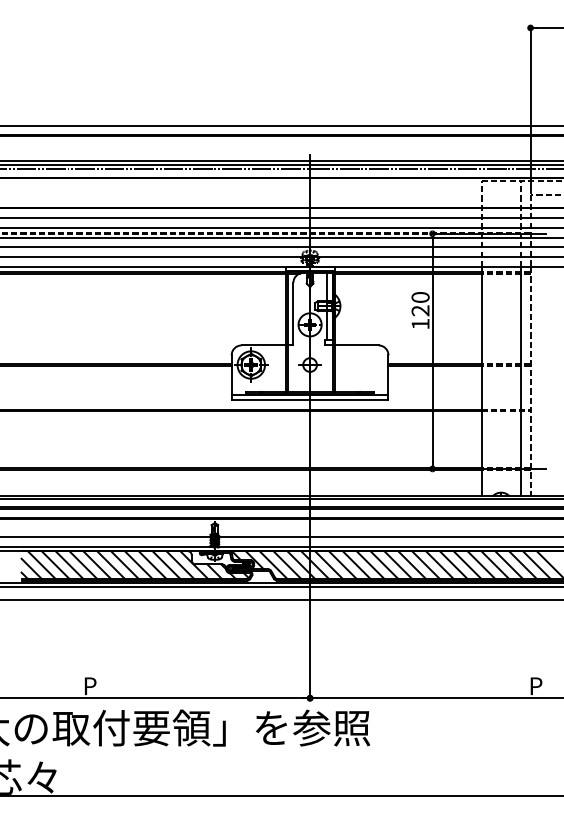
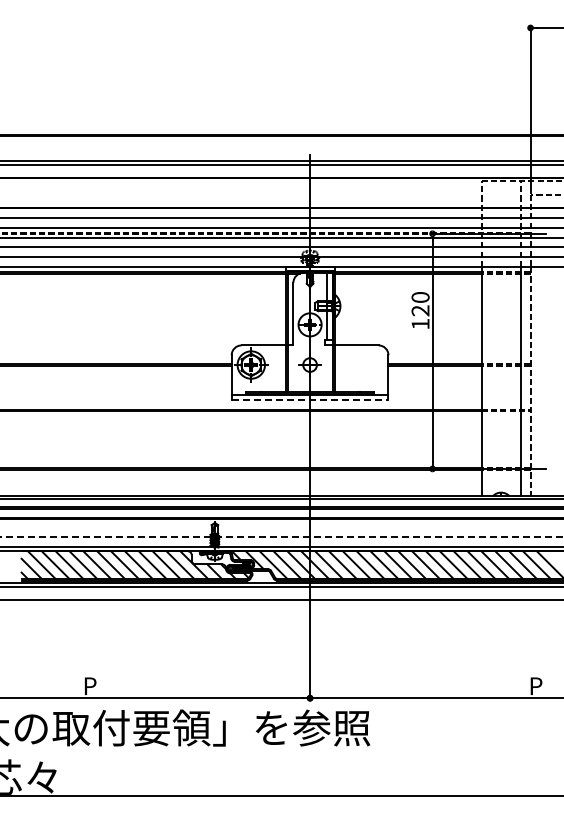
line: present -> none (281, 125)
line: present -> none (281, 169)
line: solid -> dashed (310, 400)
line: solid -> dashed (281, 537)
